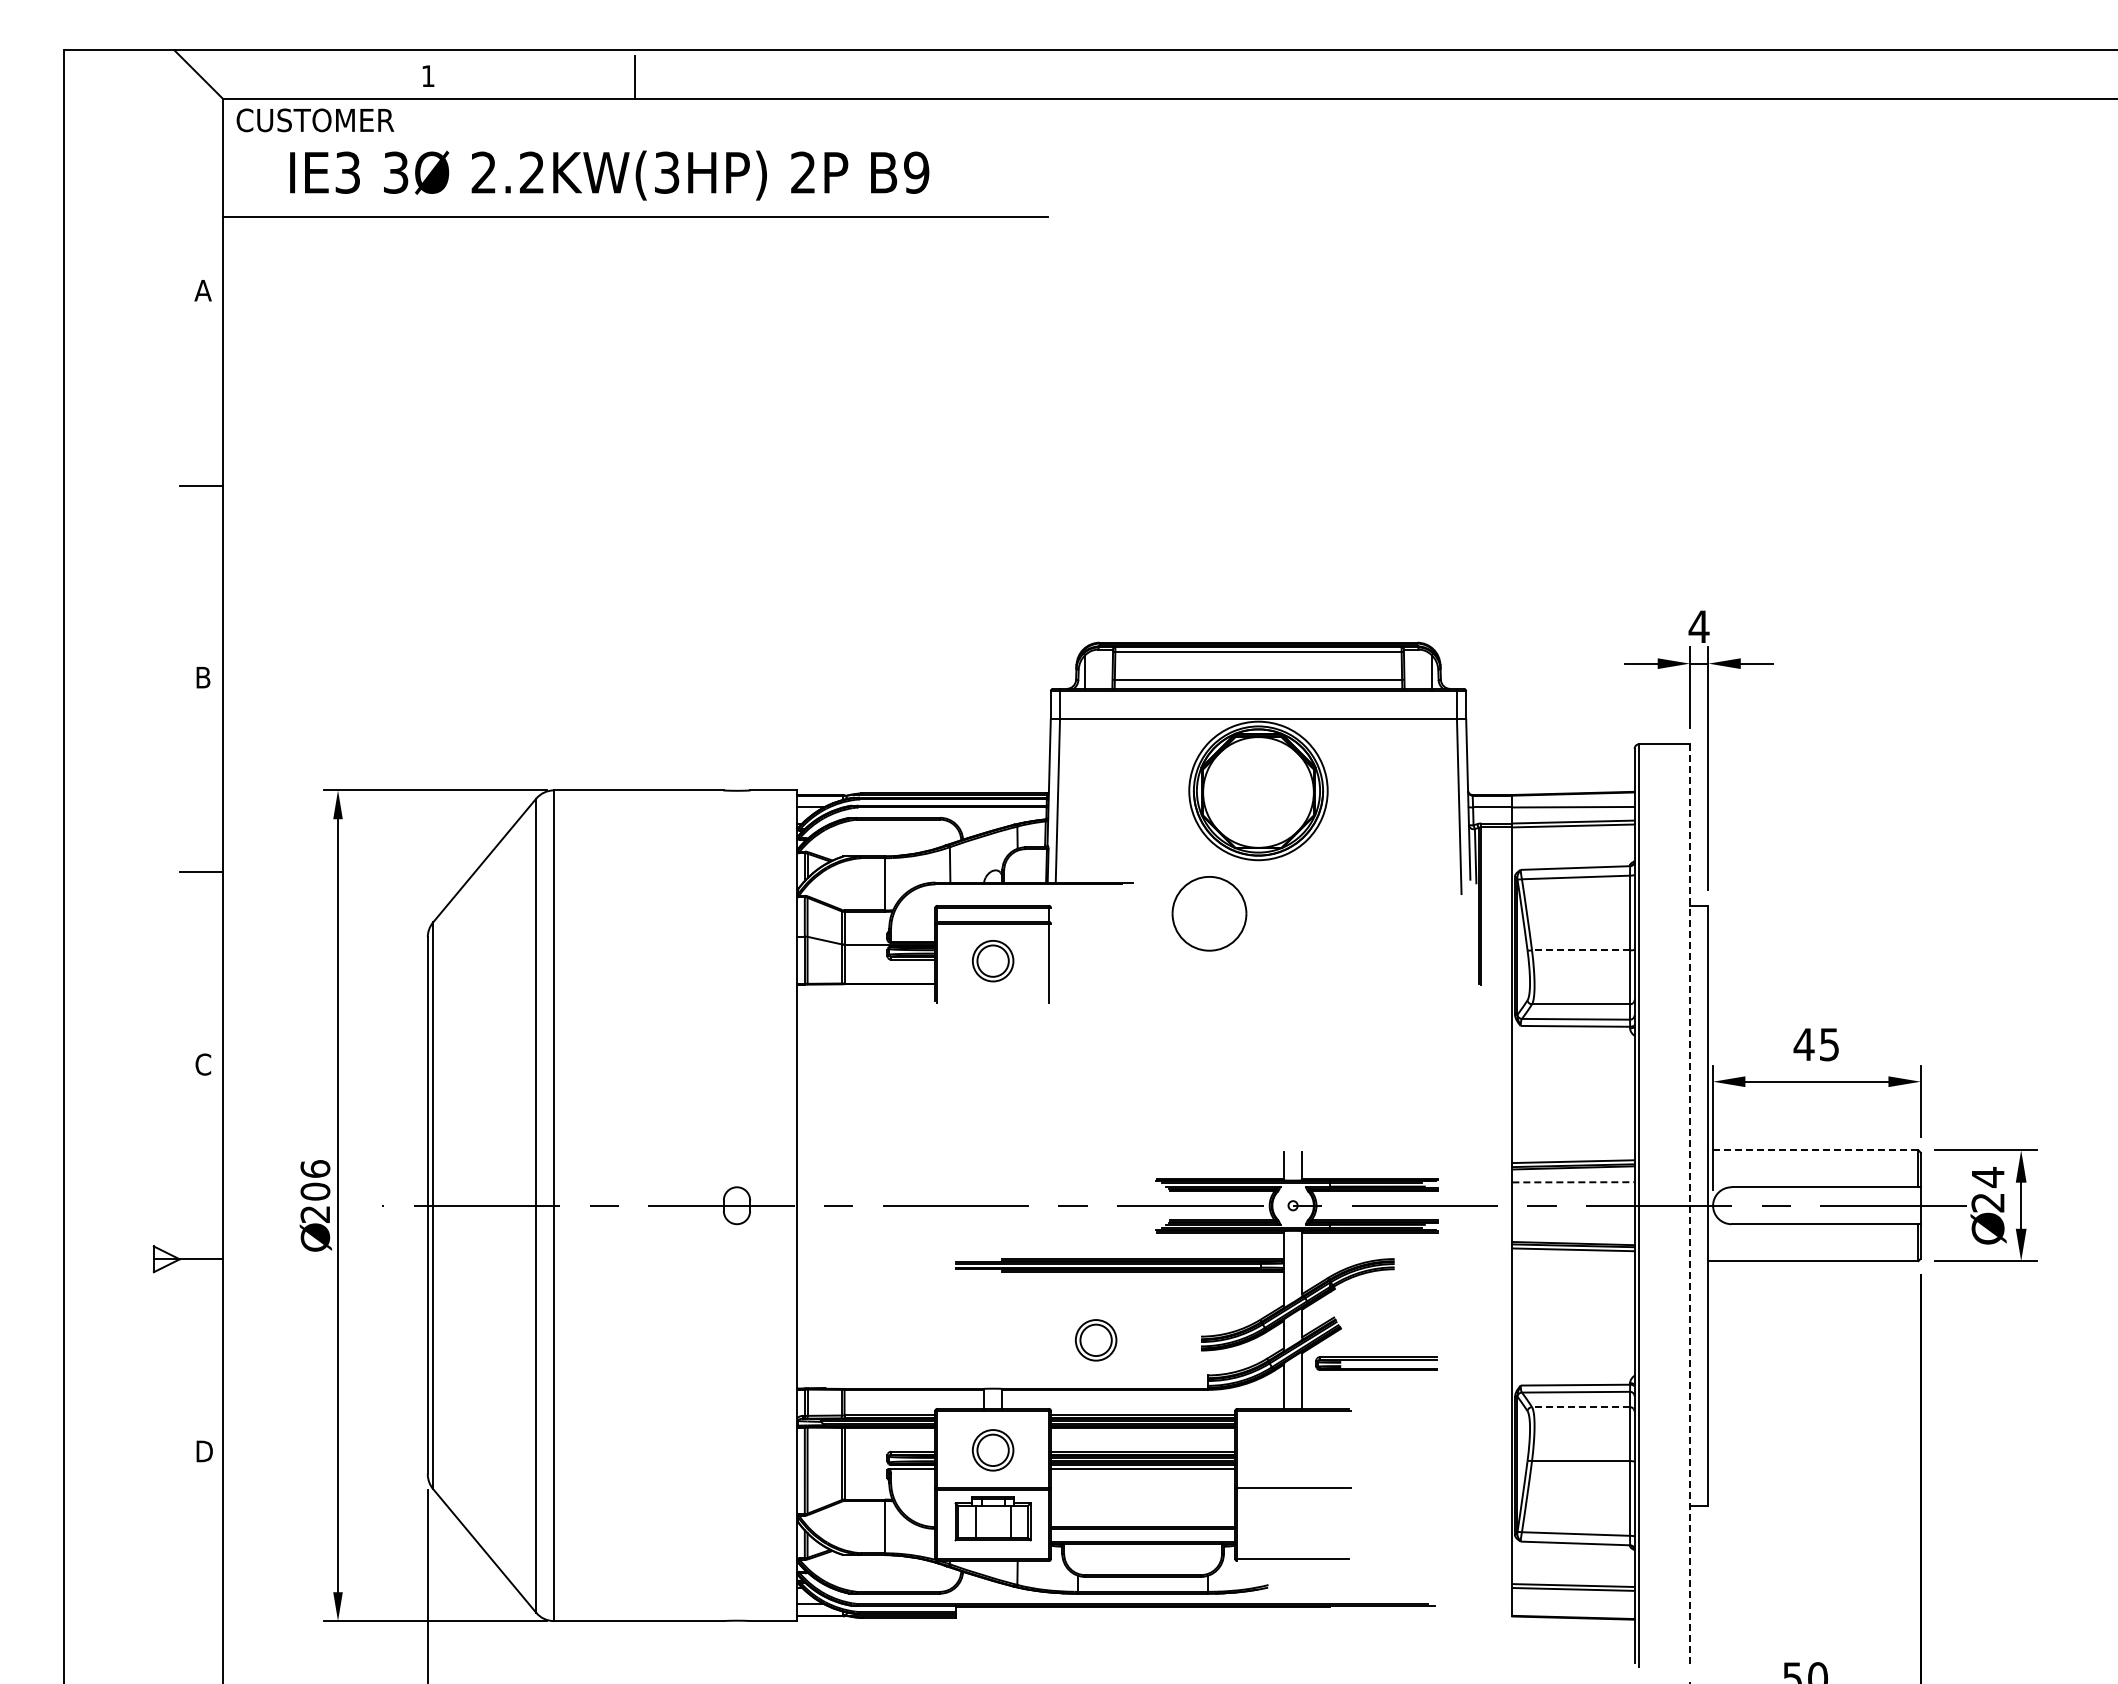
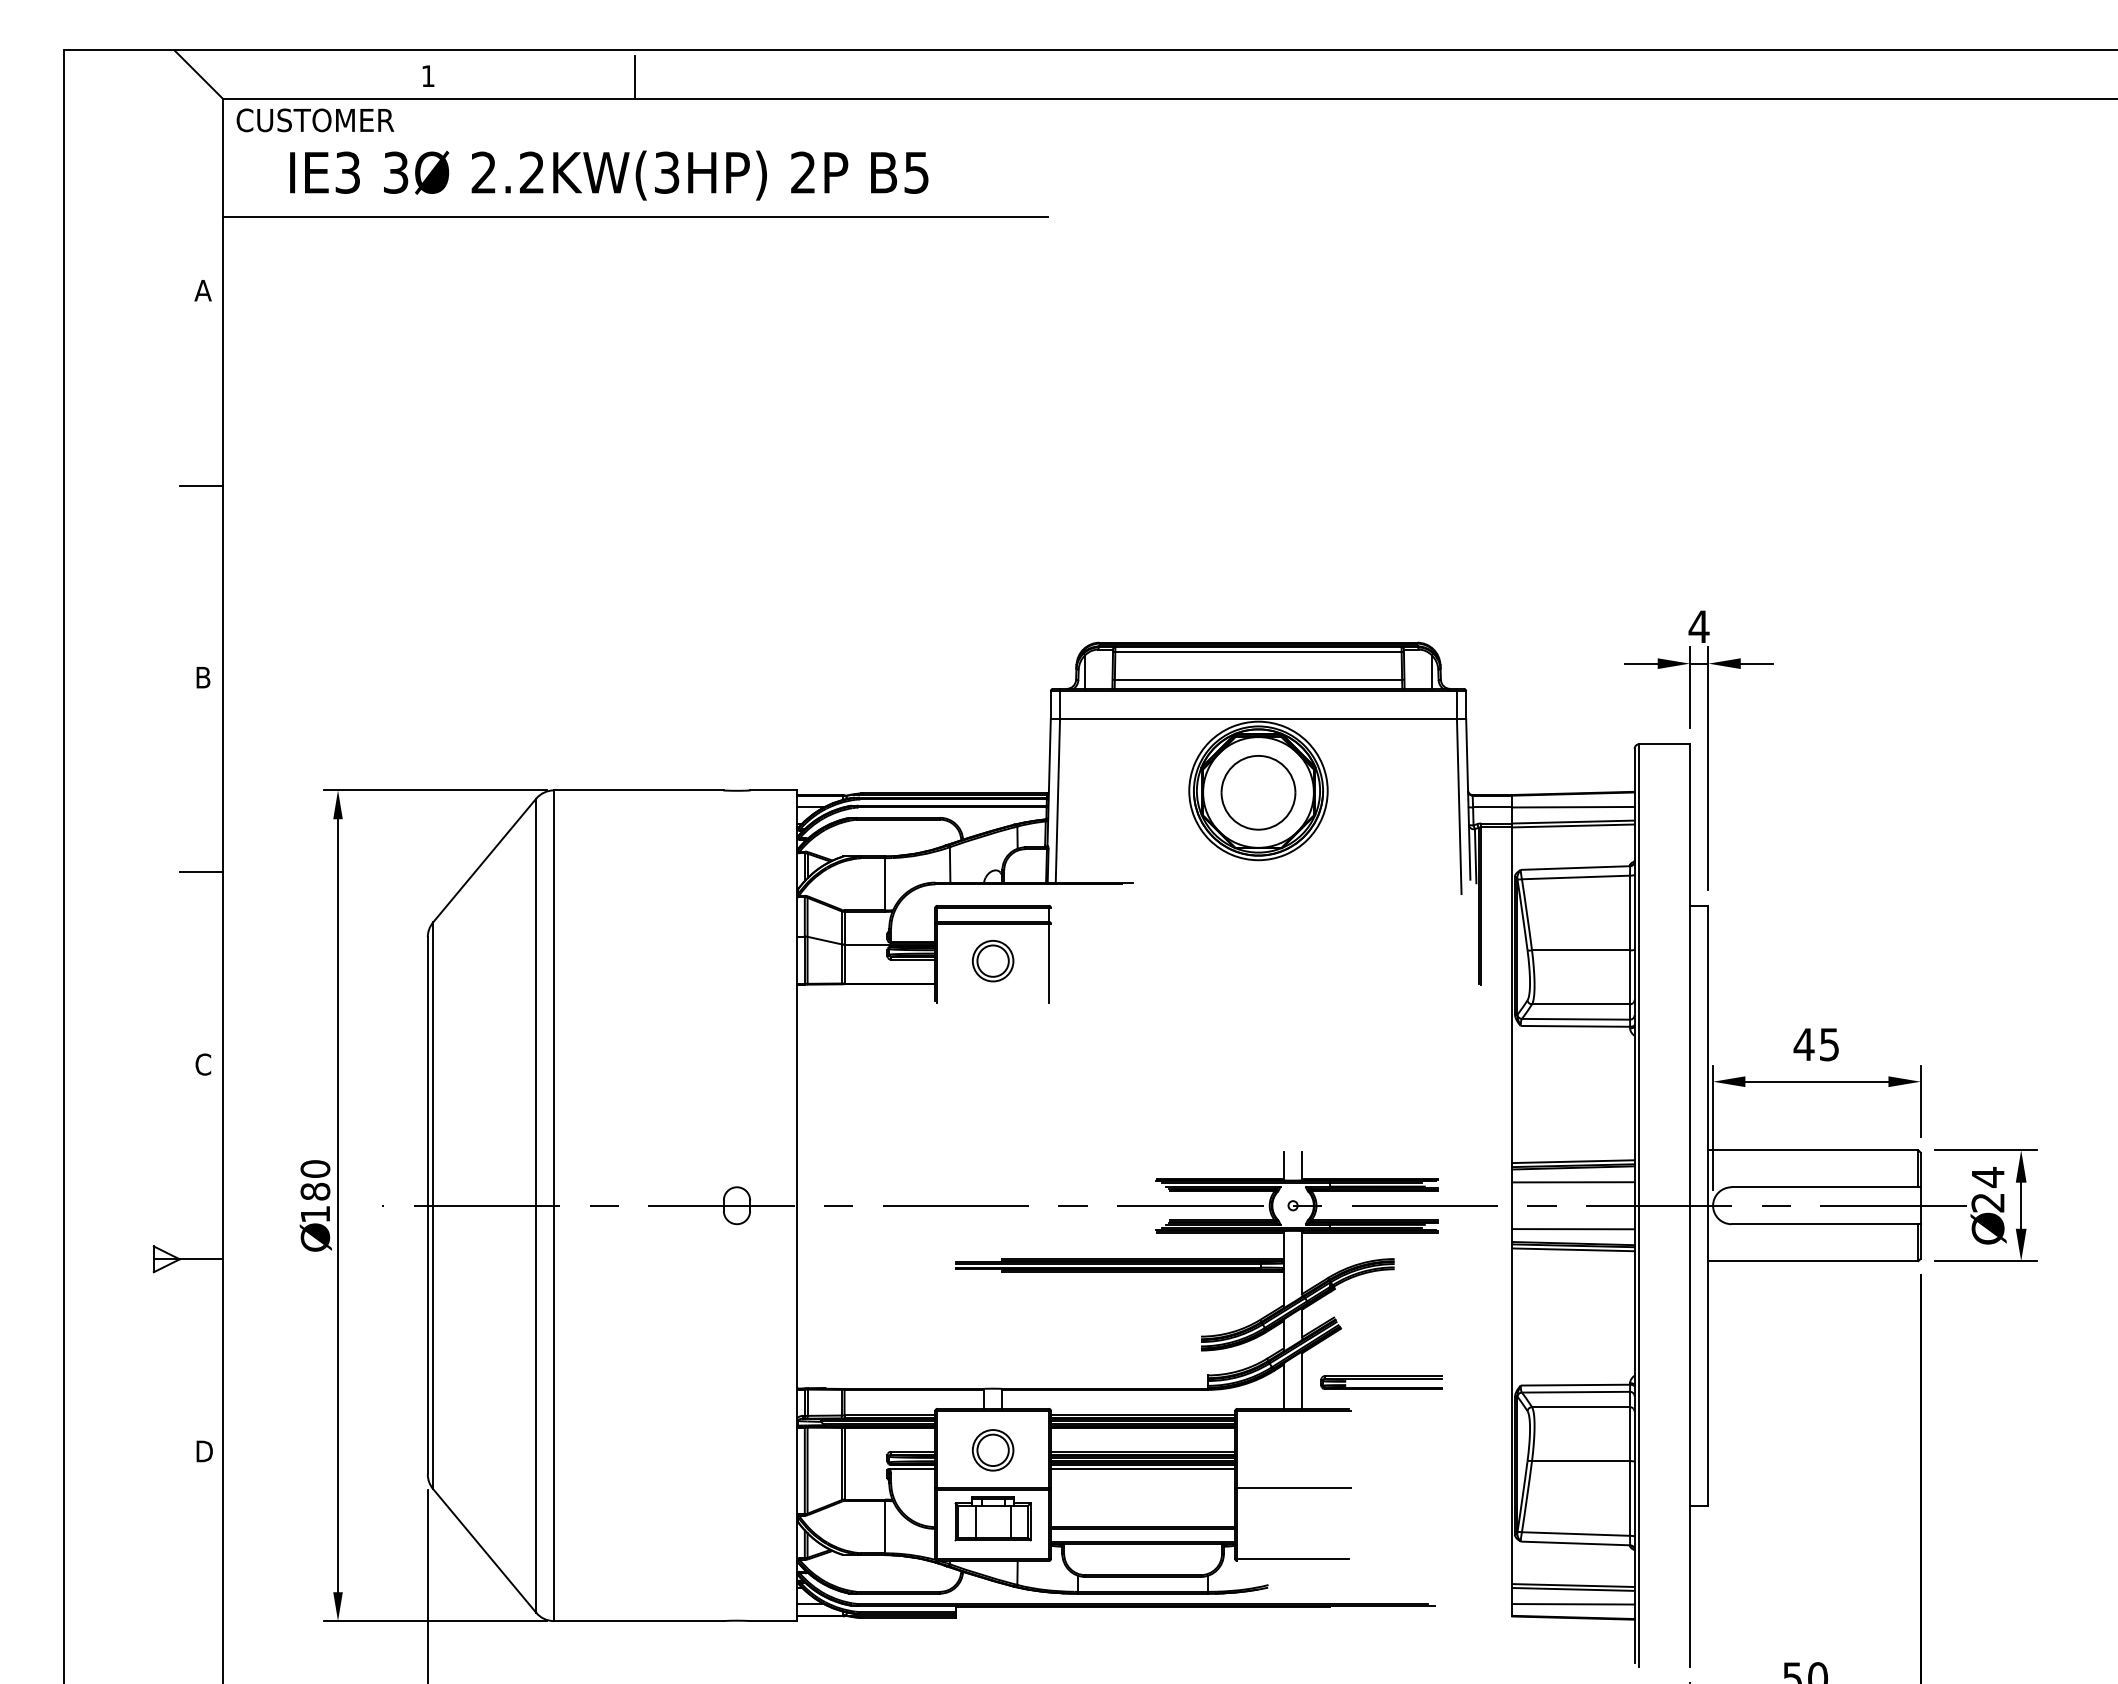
text: B9 -> B5 (916, 172)
part position: (1209, 913) -> (1258, 792) (1258, 792)
line: dashed -> solid (1581, 950)
line: dashed -> solid (1813, 1150)
line: dashed -> solid (1573, 1182)
text: 206 -> 180 (315, 1191)
line: dashed -> solid (1690, 1205)
line: none -> present (1573, 1229)
part: present -> none (1096, 1340)
part position: (1376, 1363) -> (1381, 1382) (1381, 1382)
line: dashed -> solid (1581, 1407)
line: none -> present (1573, 1604)
